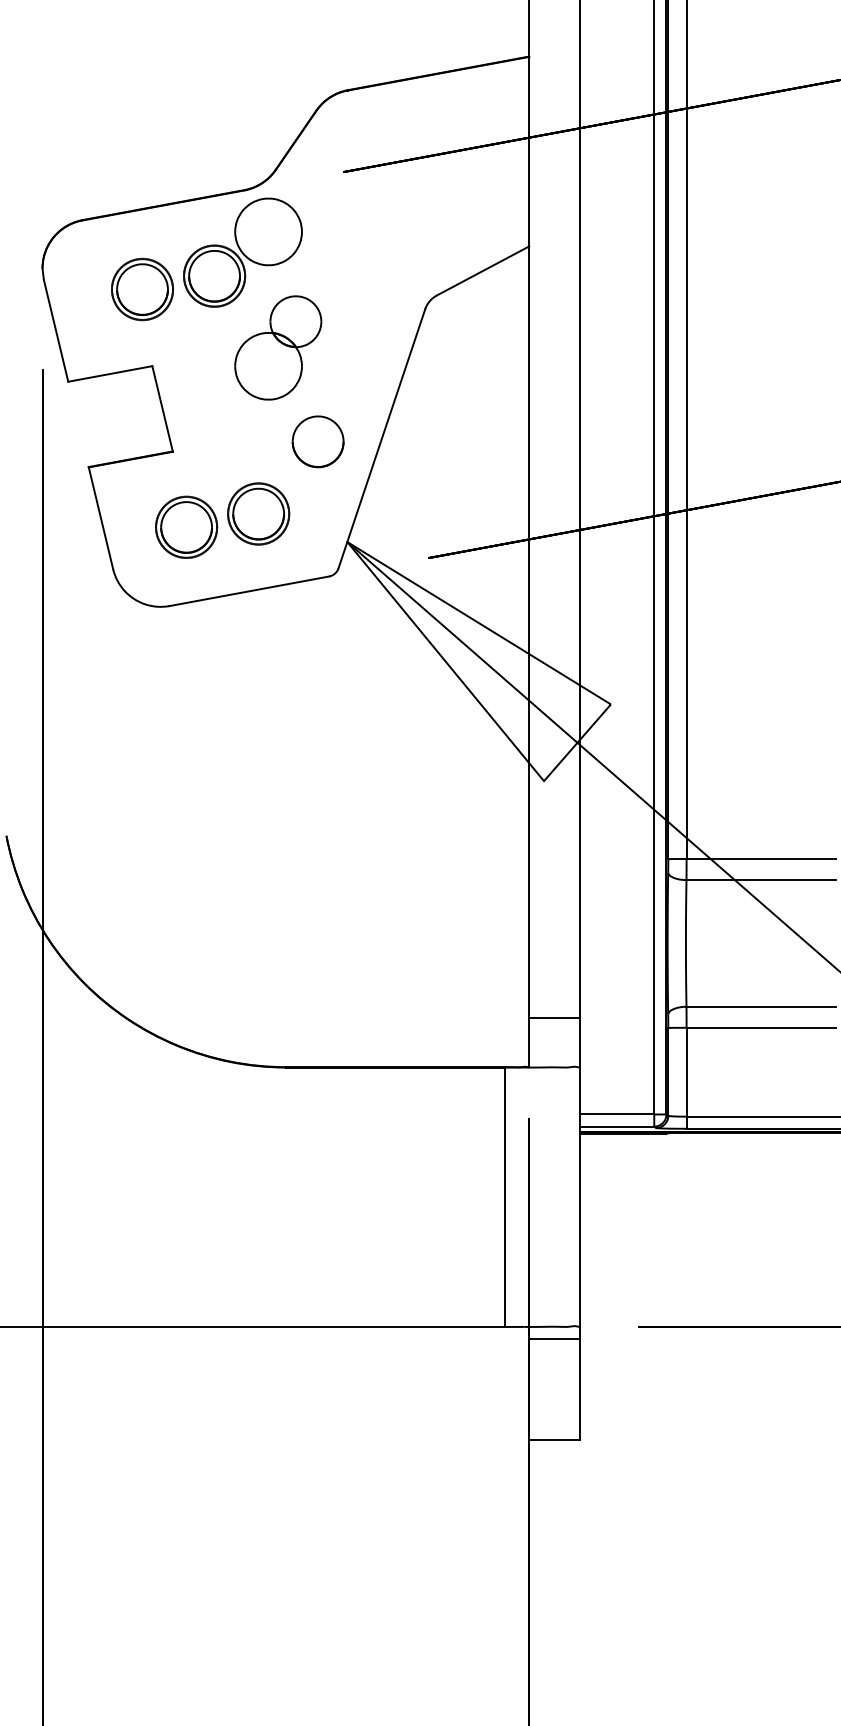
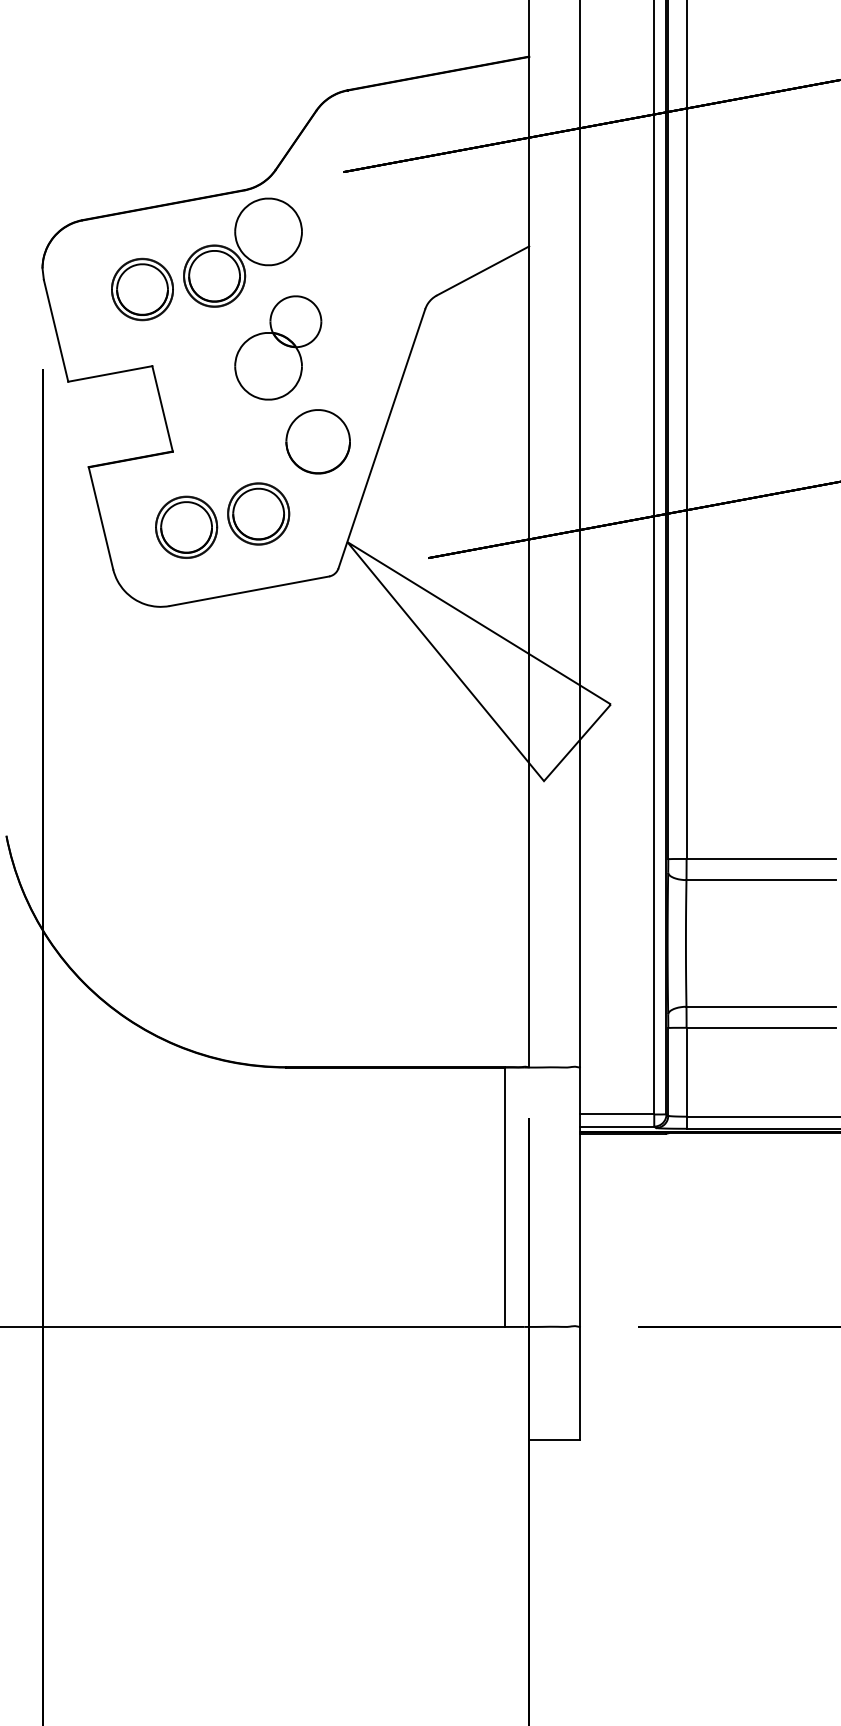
part size: 54x54 px -> 66x66 px (317, 441)
line: present -> none (592, 755)
line: present -> none (554, 1017)
line: present -> none (554, 1339)
